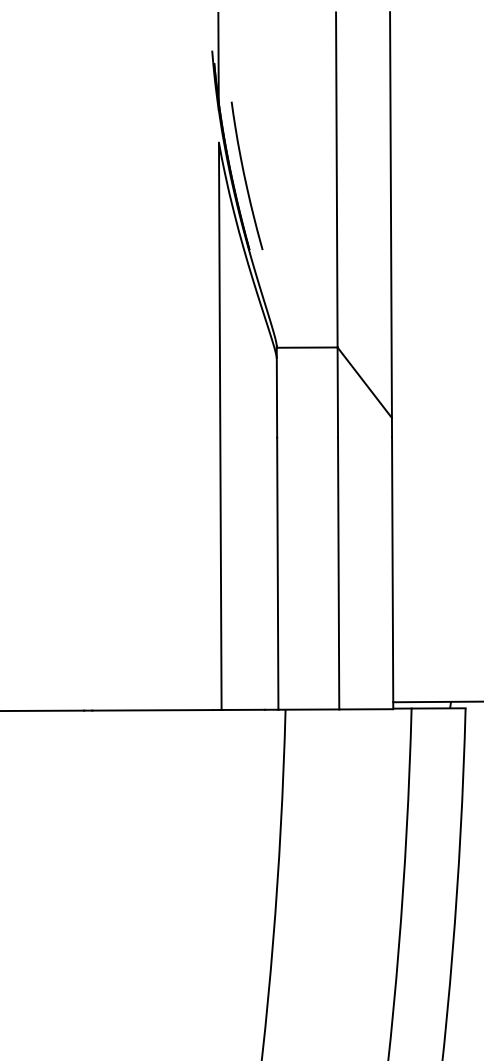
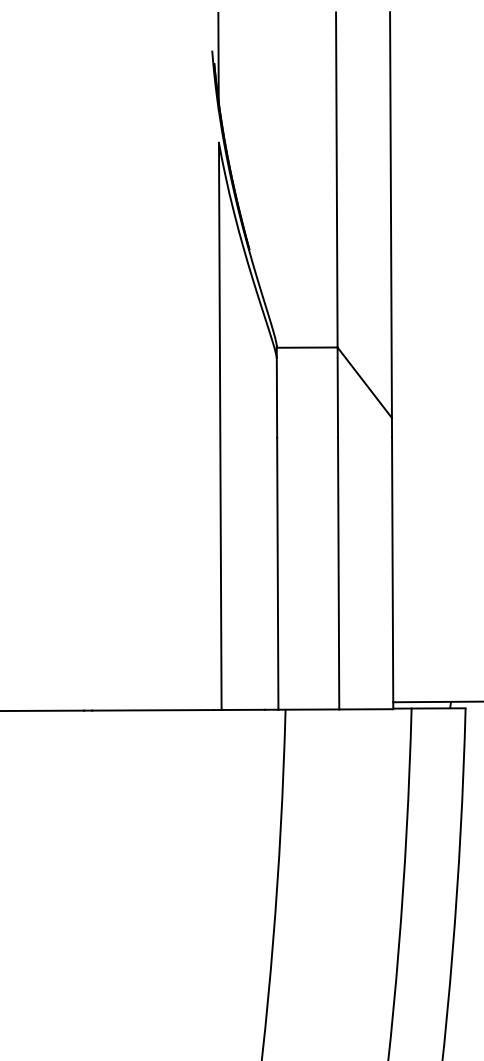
curve: present -> none (245, 175)
